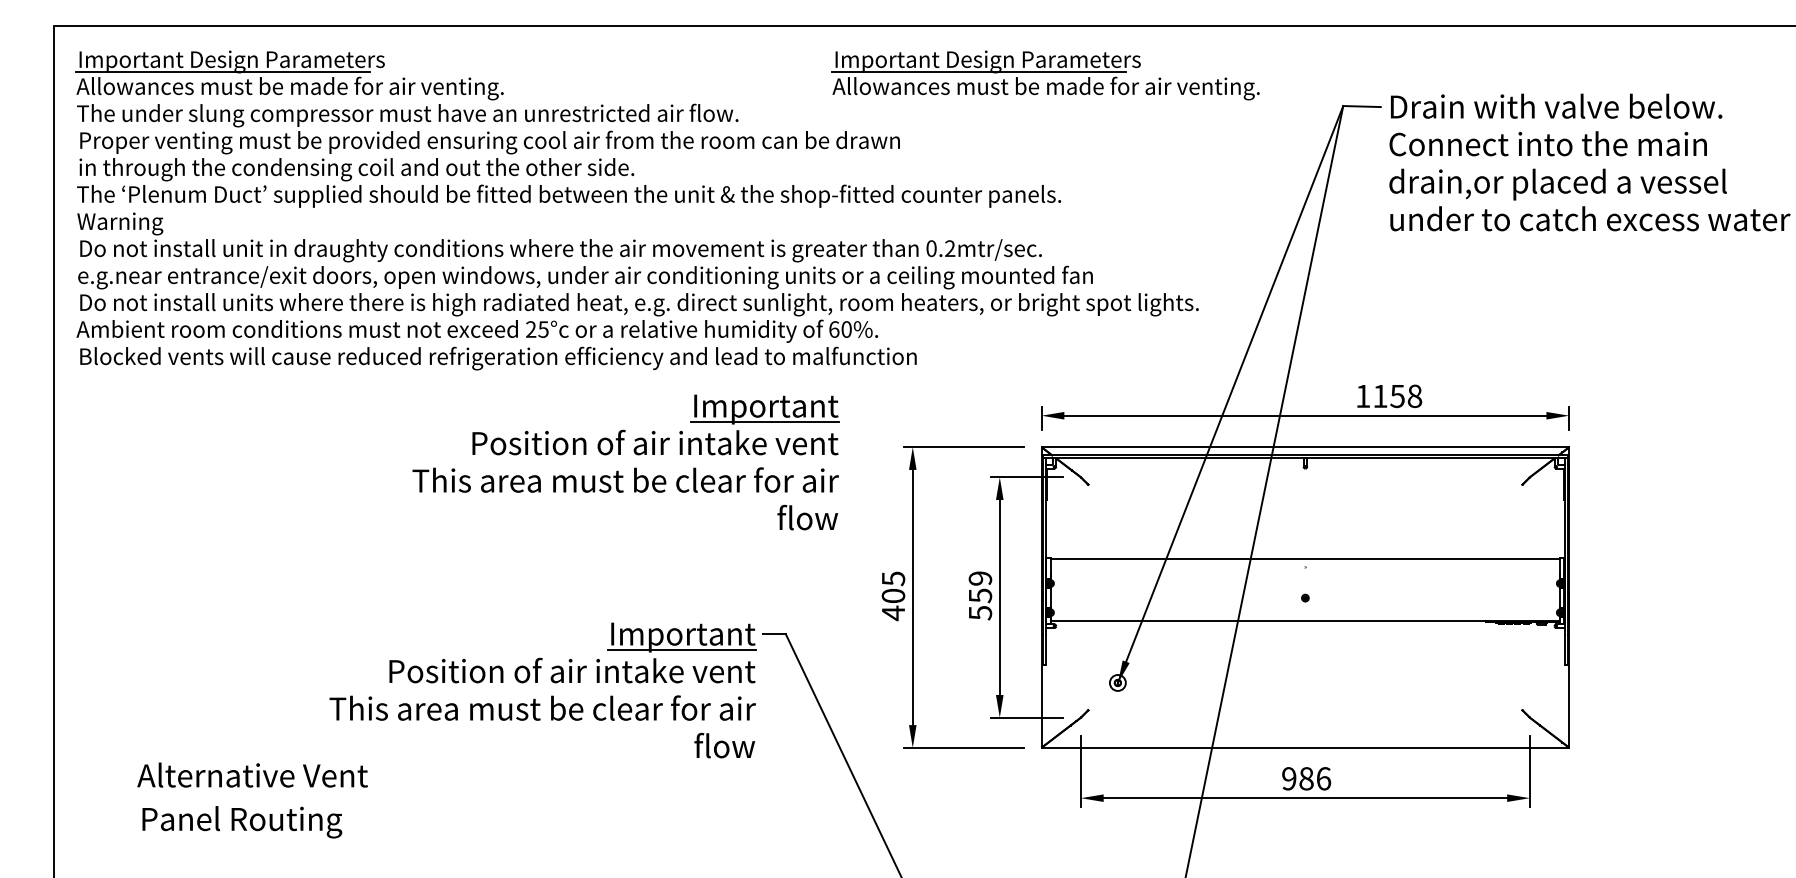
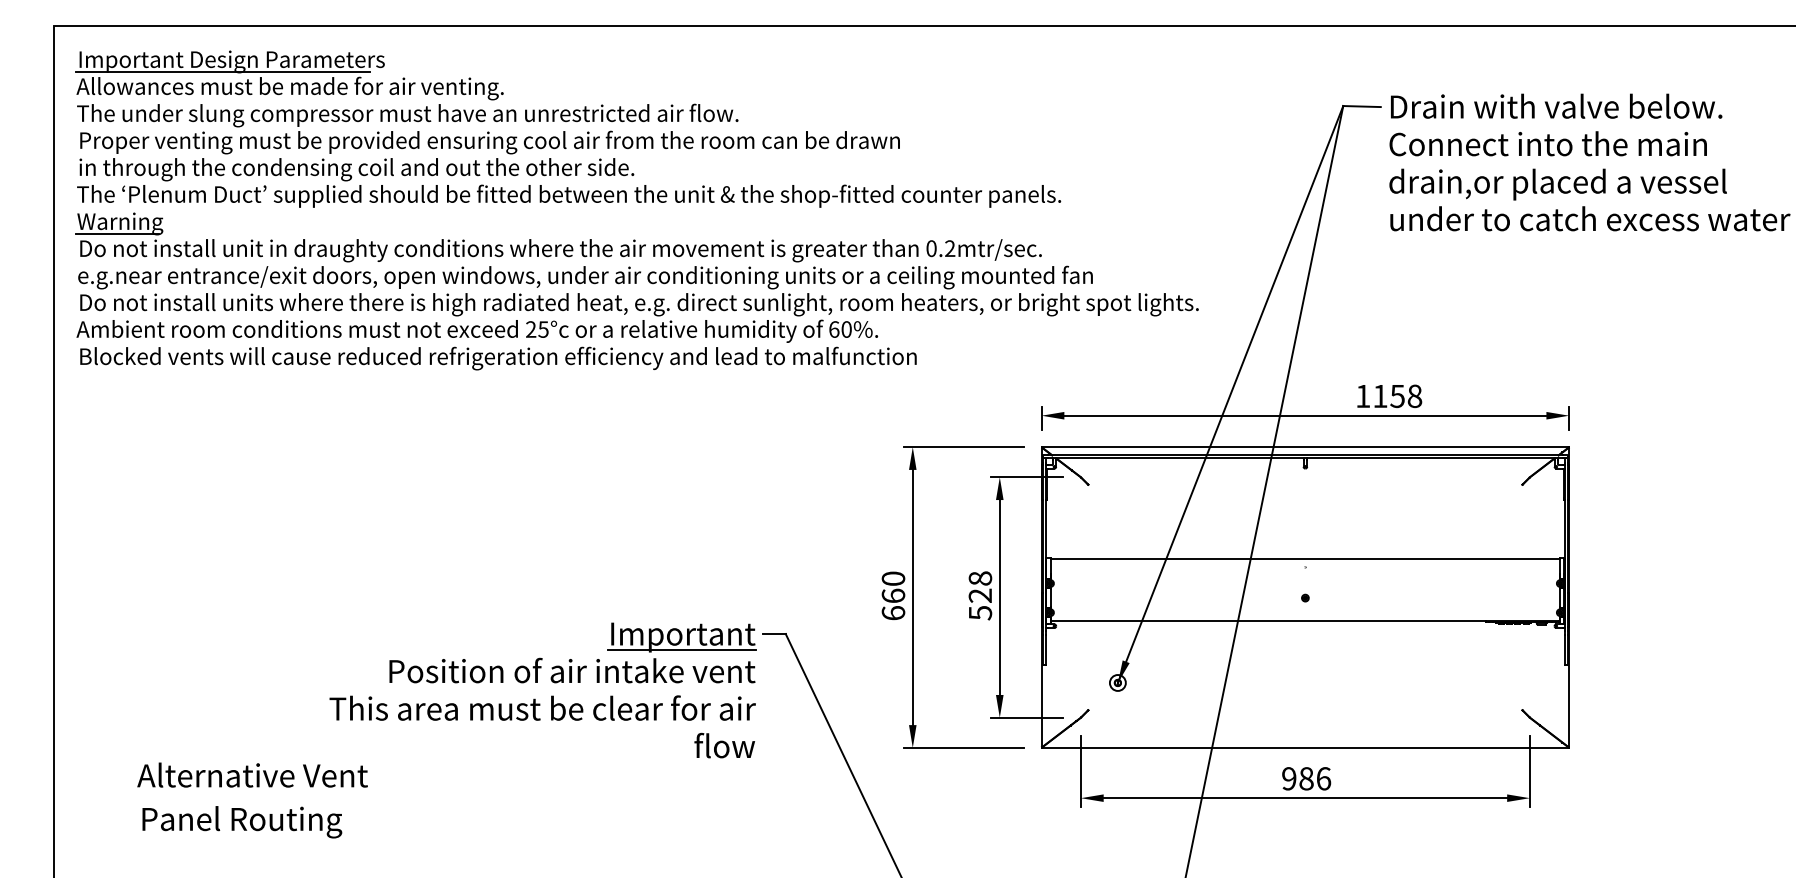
part: present -> none (1045, 75)
line: none -> present (117, 234)
part: present -> none (620, 454)
text: 559 -> 528 (980, 587)
text: 405 -> 660 (893, 596)
